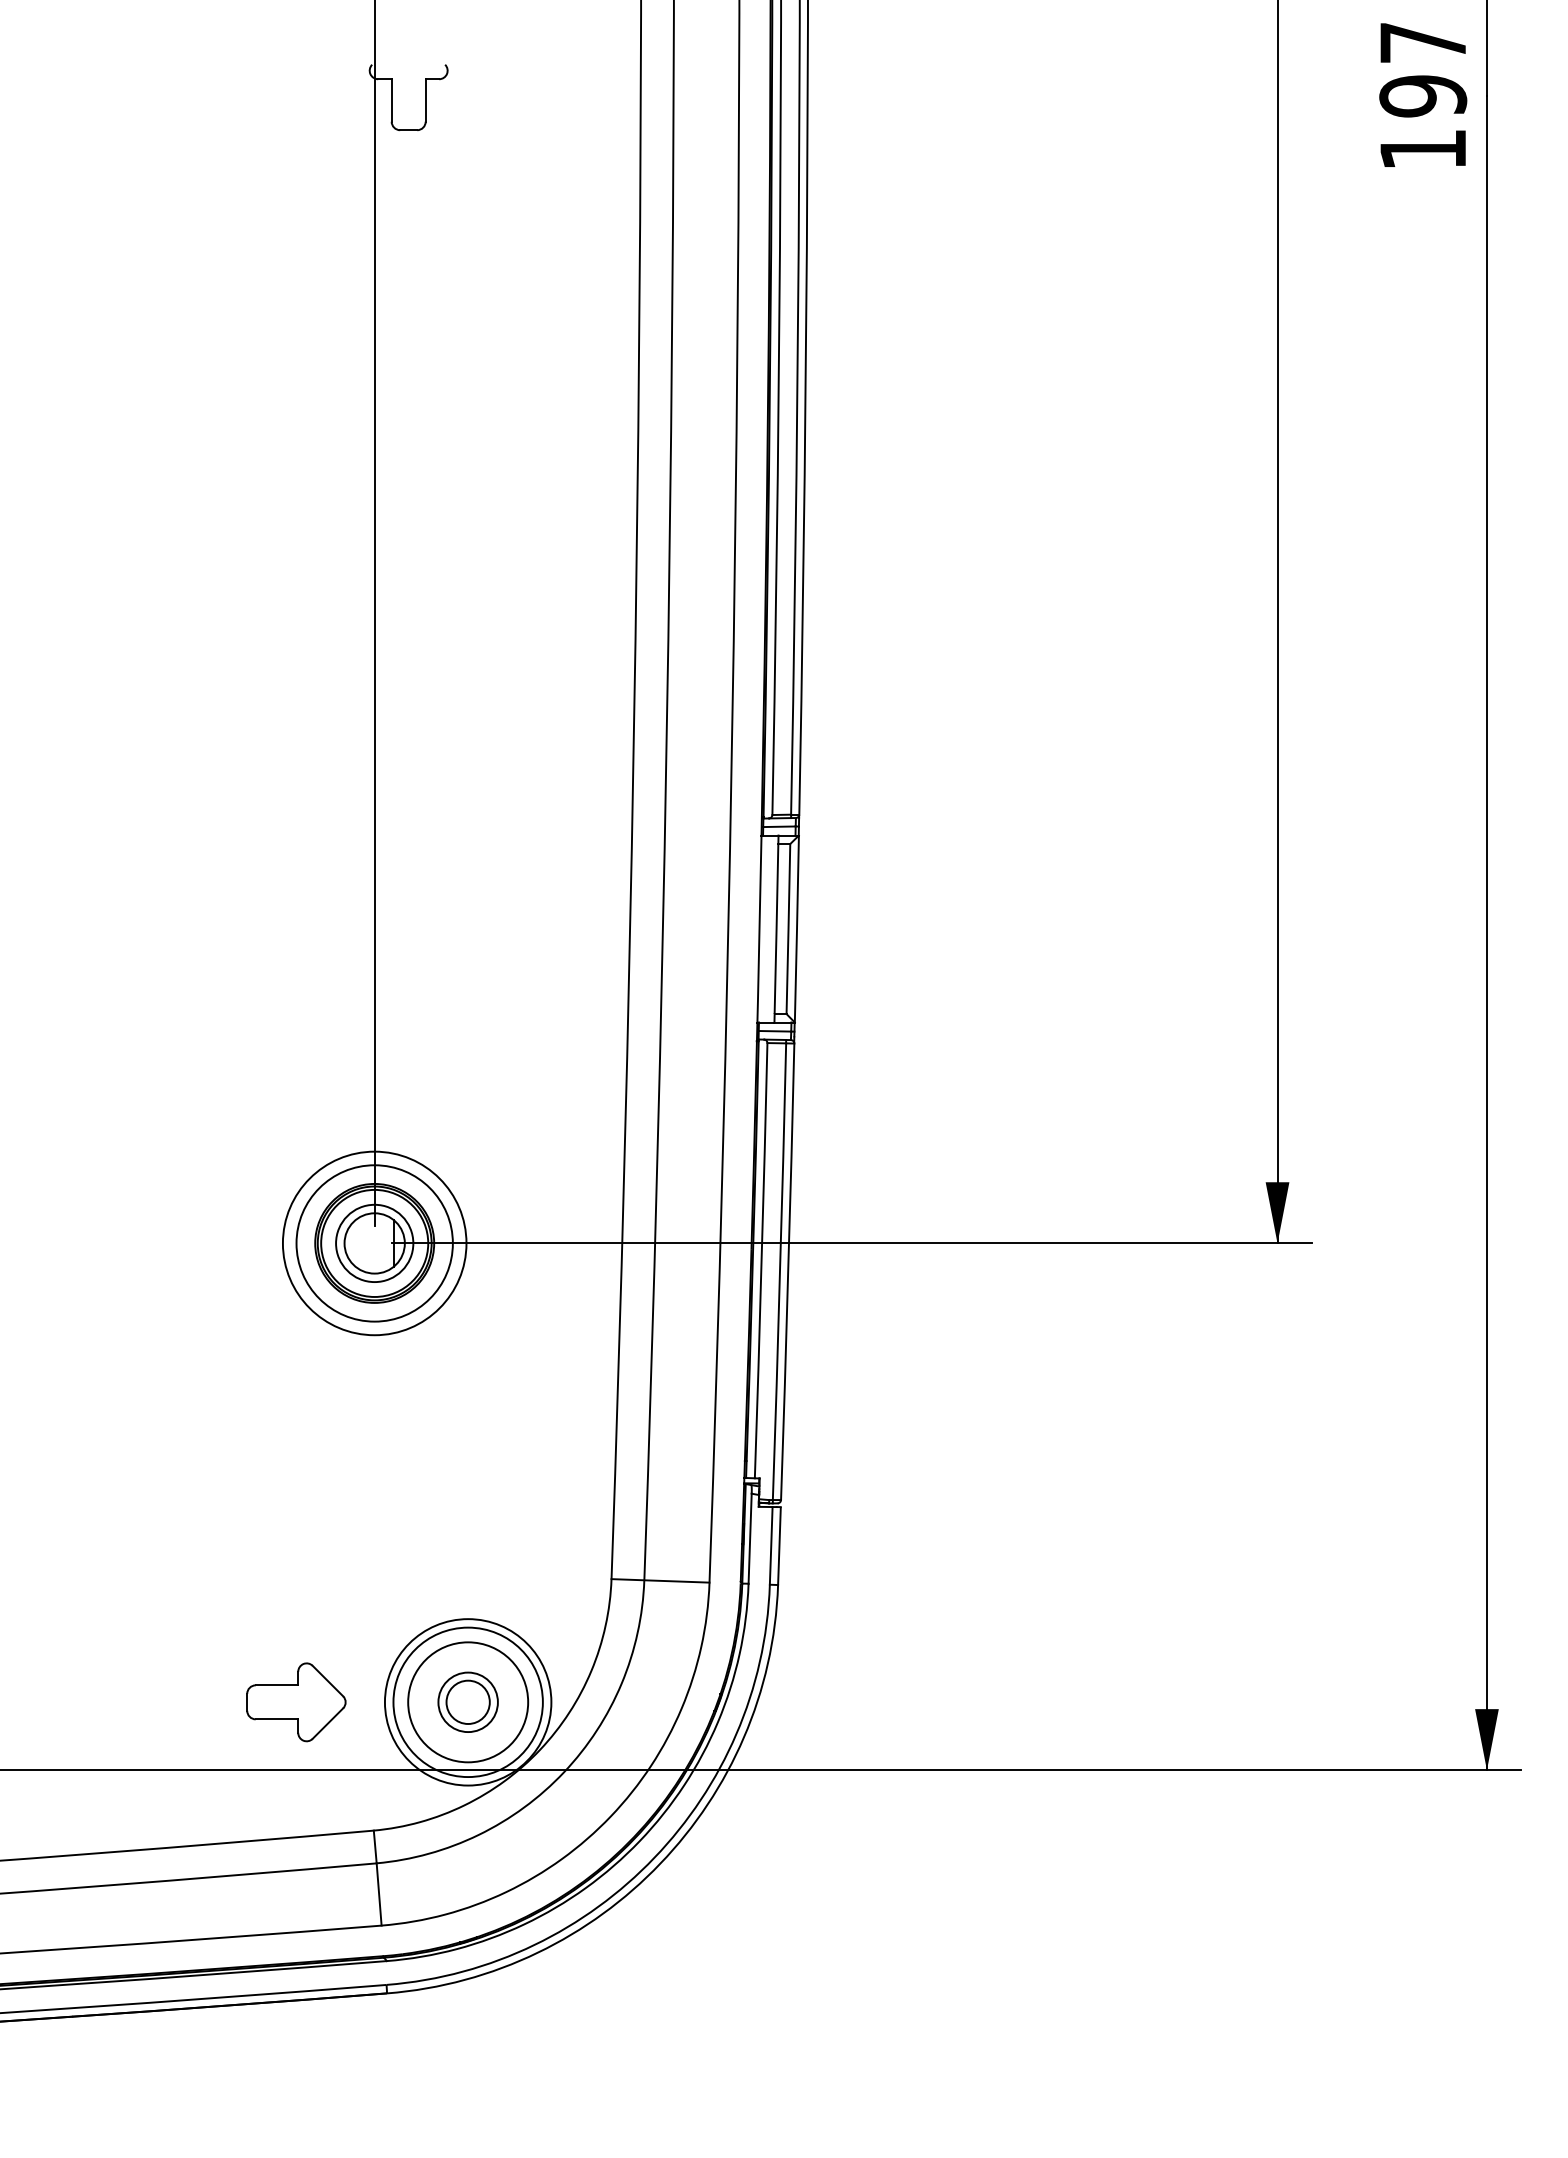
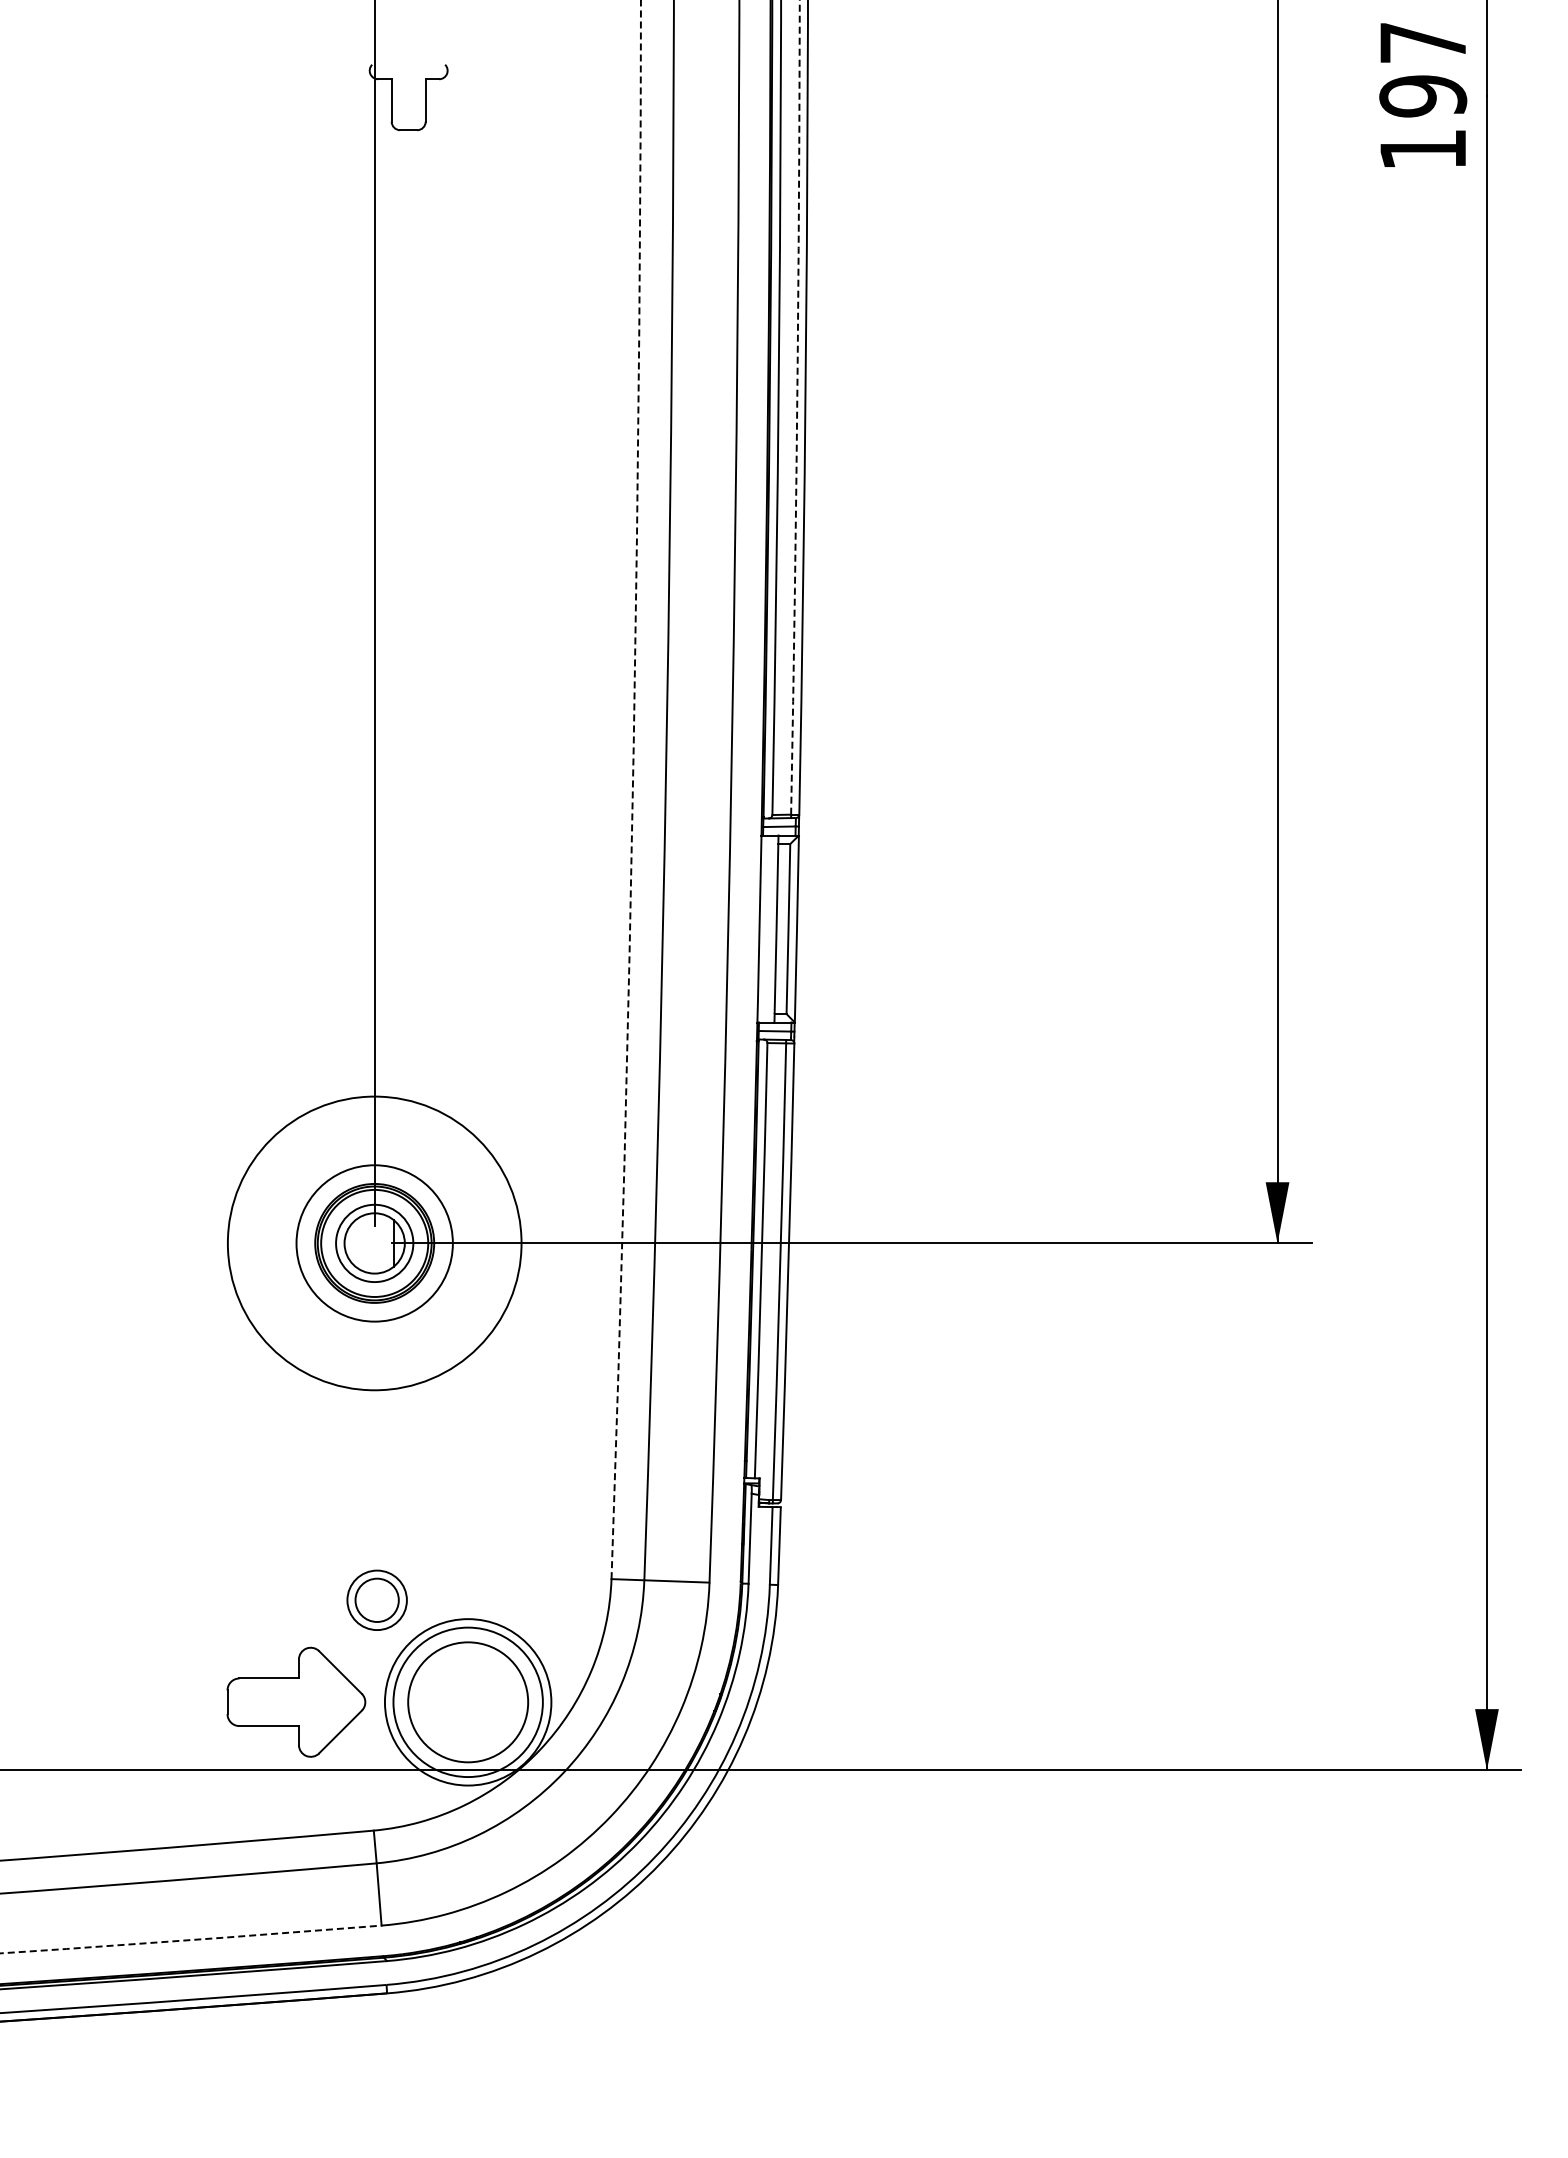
arc: solid -> dashed (797, 406)
arc: solid -> dashed (632, 789)
circle diameter: 184 px -> 294 px (374, 1243)
part position: (467, 1701) -> (376, 1599) (376, 1599)
part size: 101x81 px -> 141x112 px (296, 1701)
arc: solid -> dashed (191, 1940)
